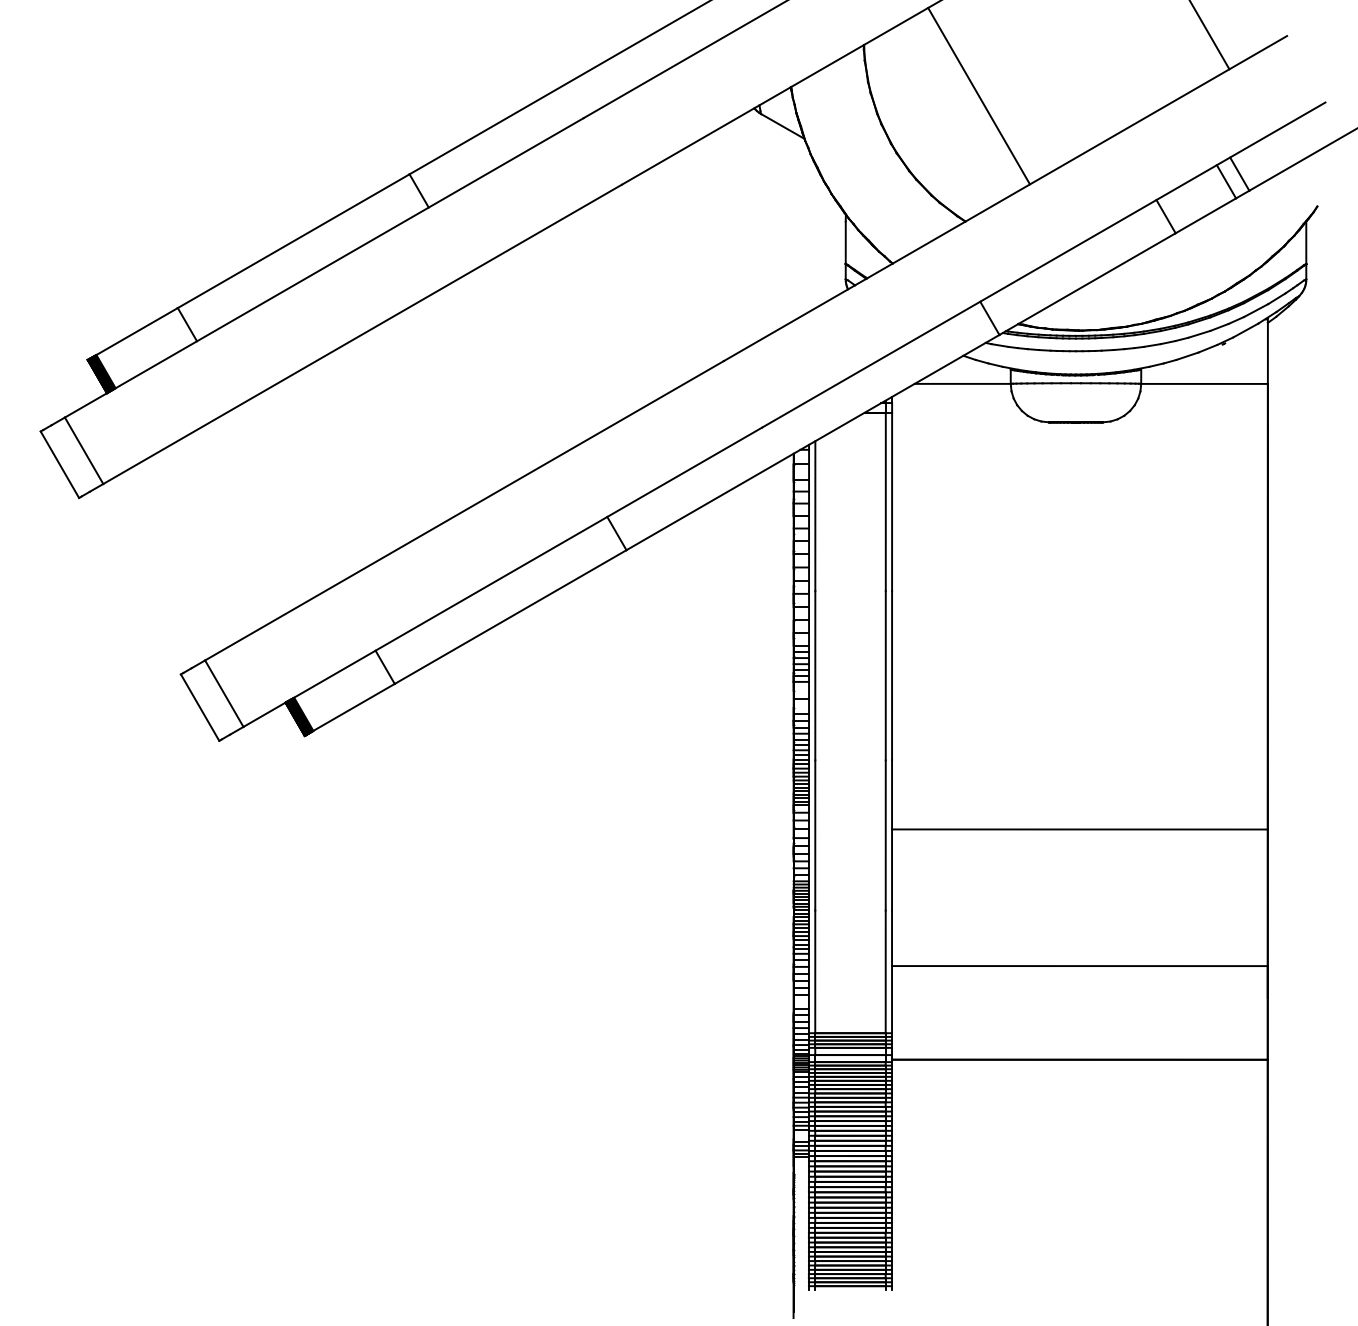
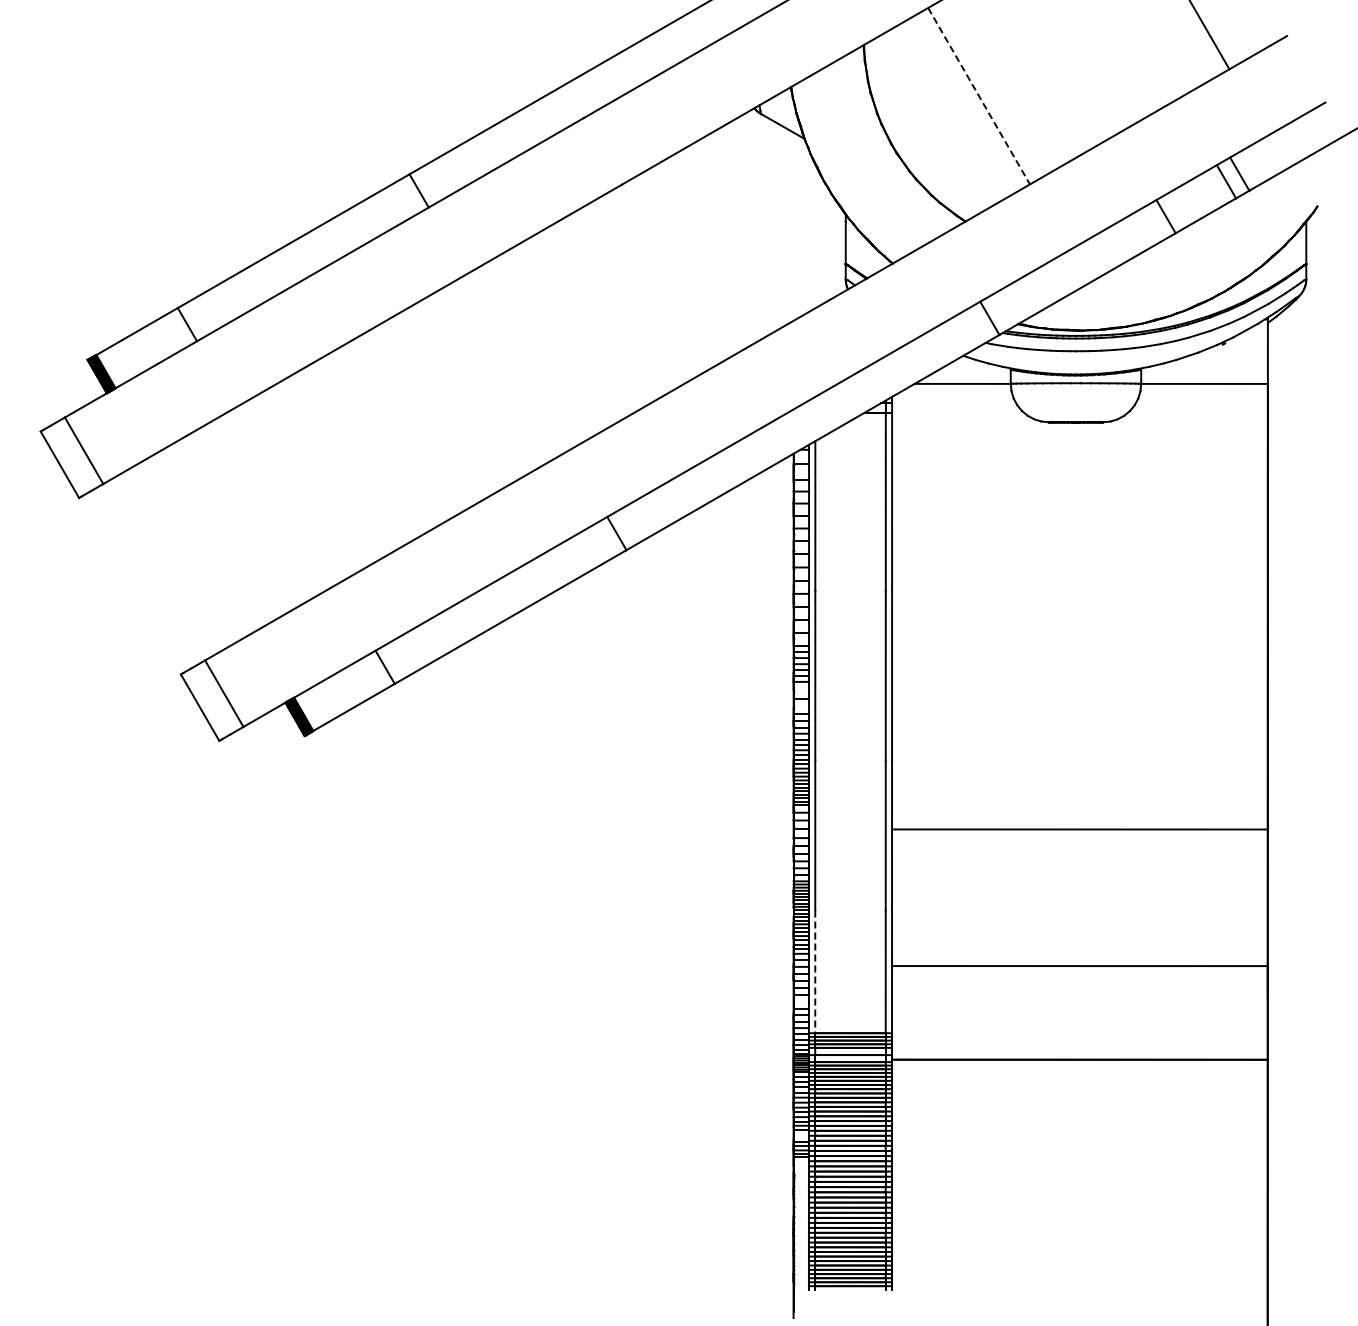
line: solid -> dashed (979, 96)
line: solid -> dashed (815, 972)
